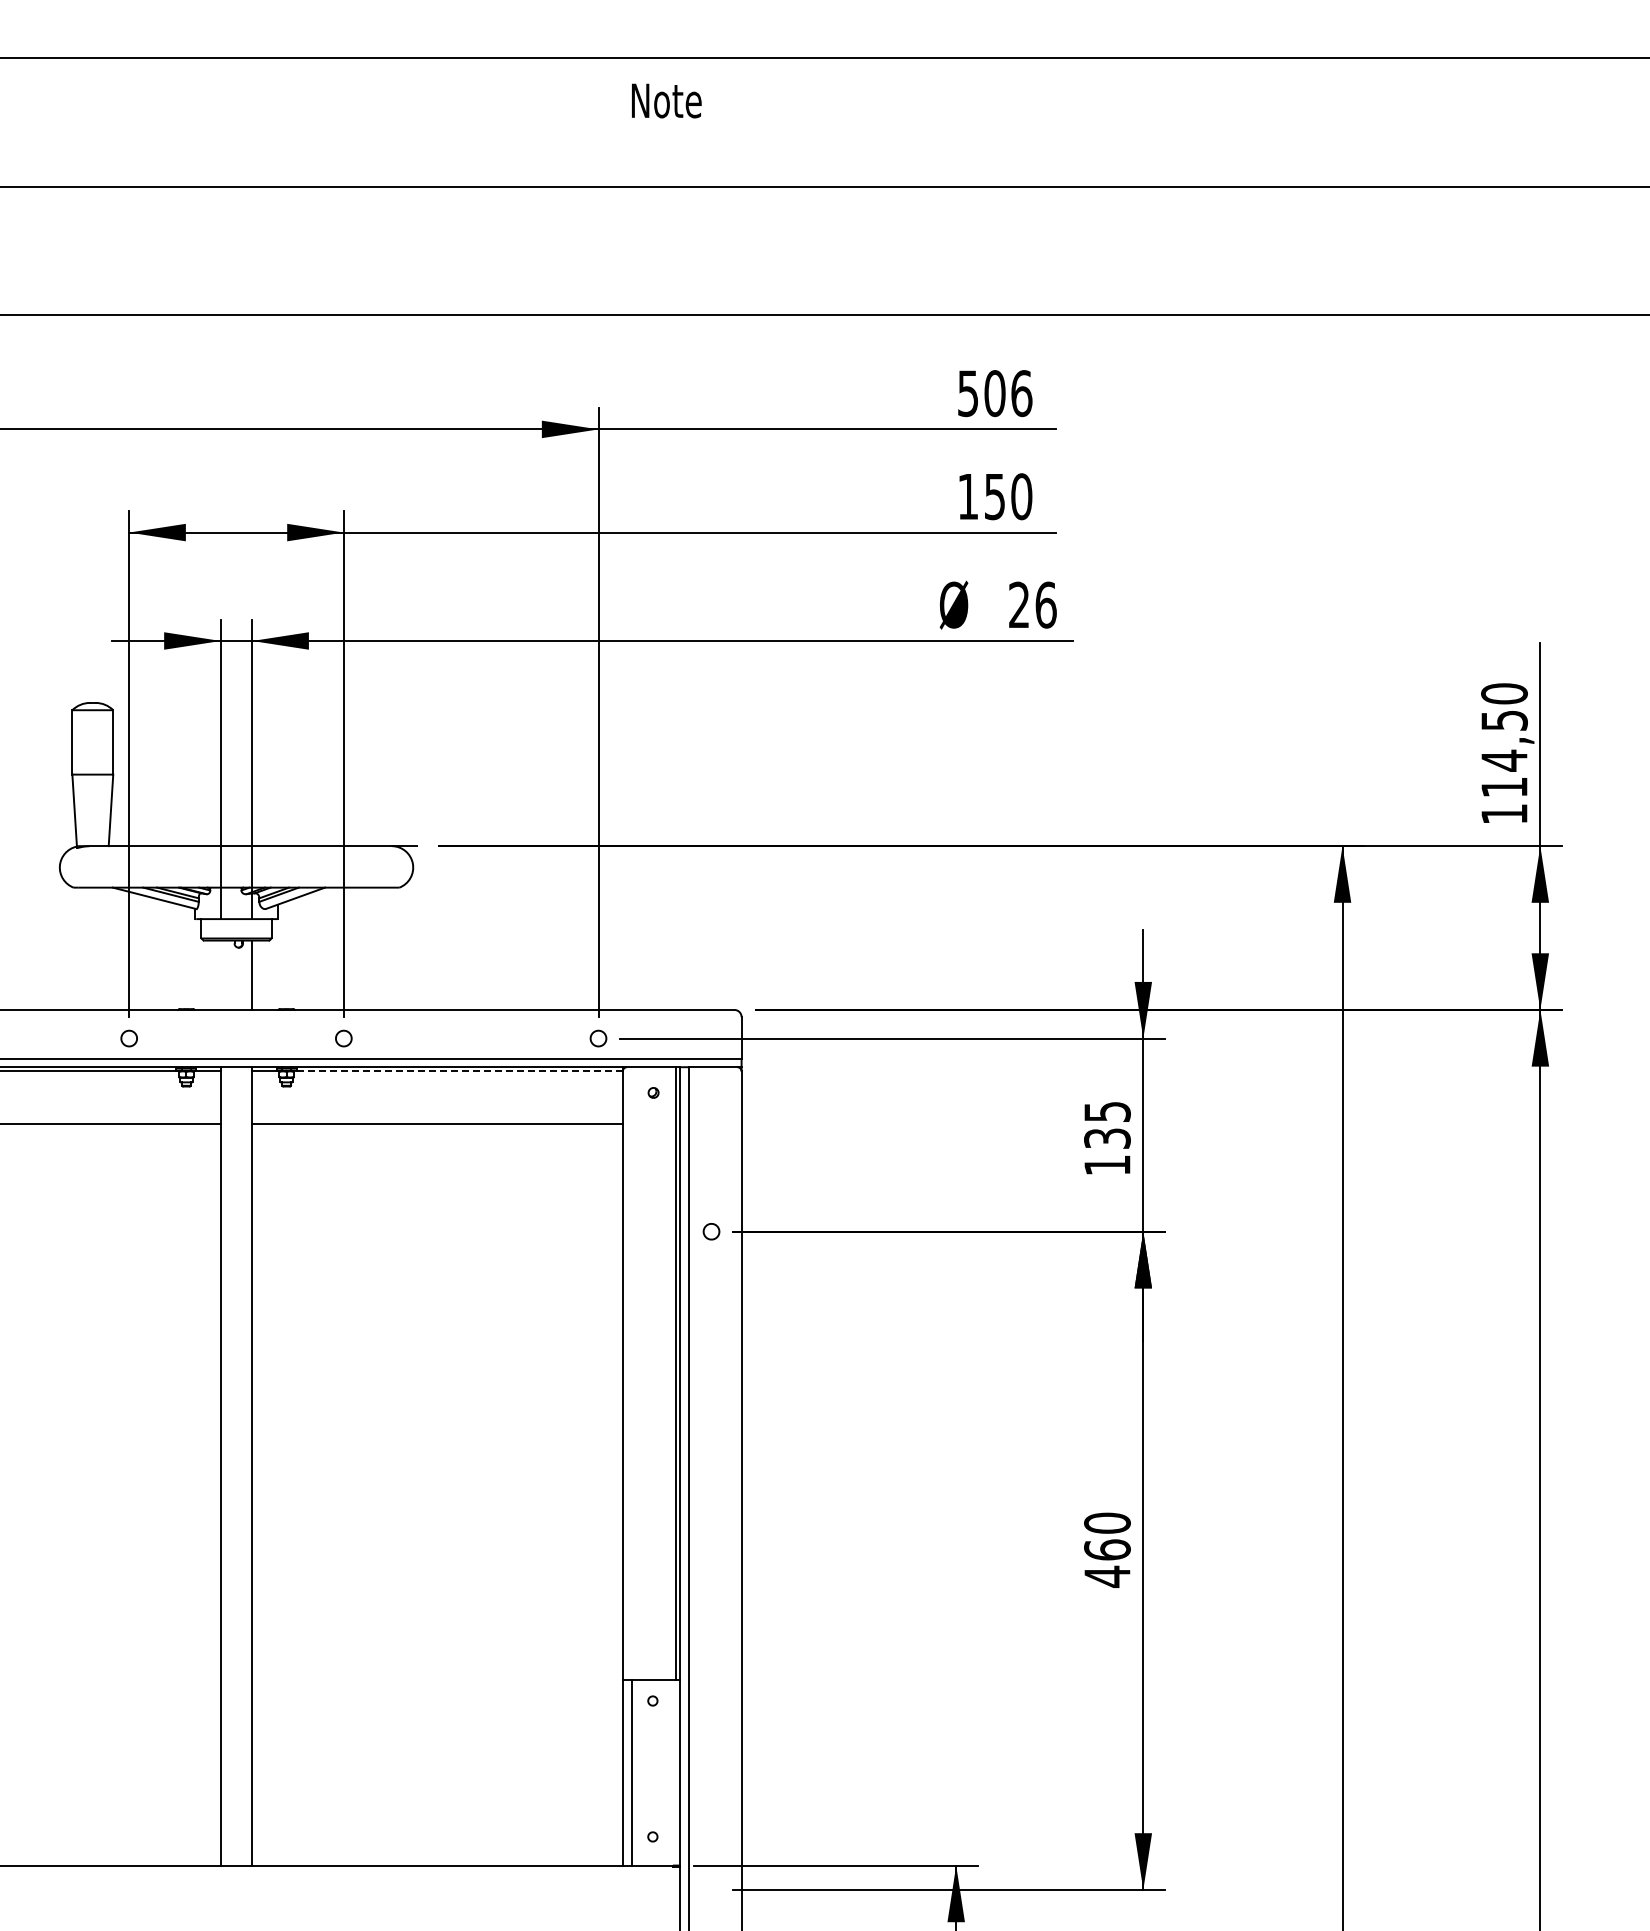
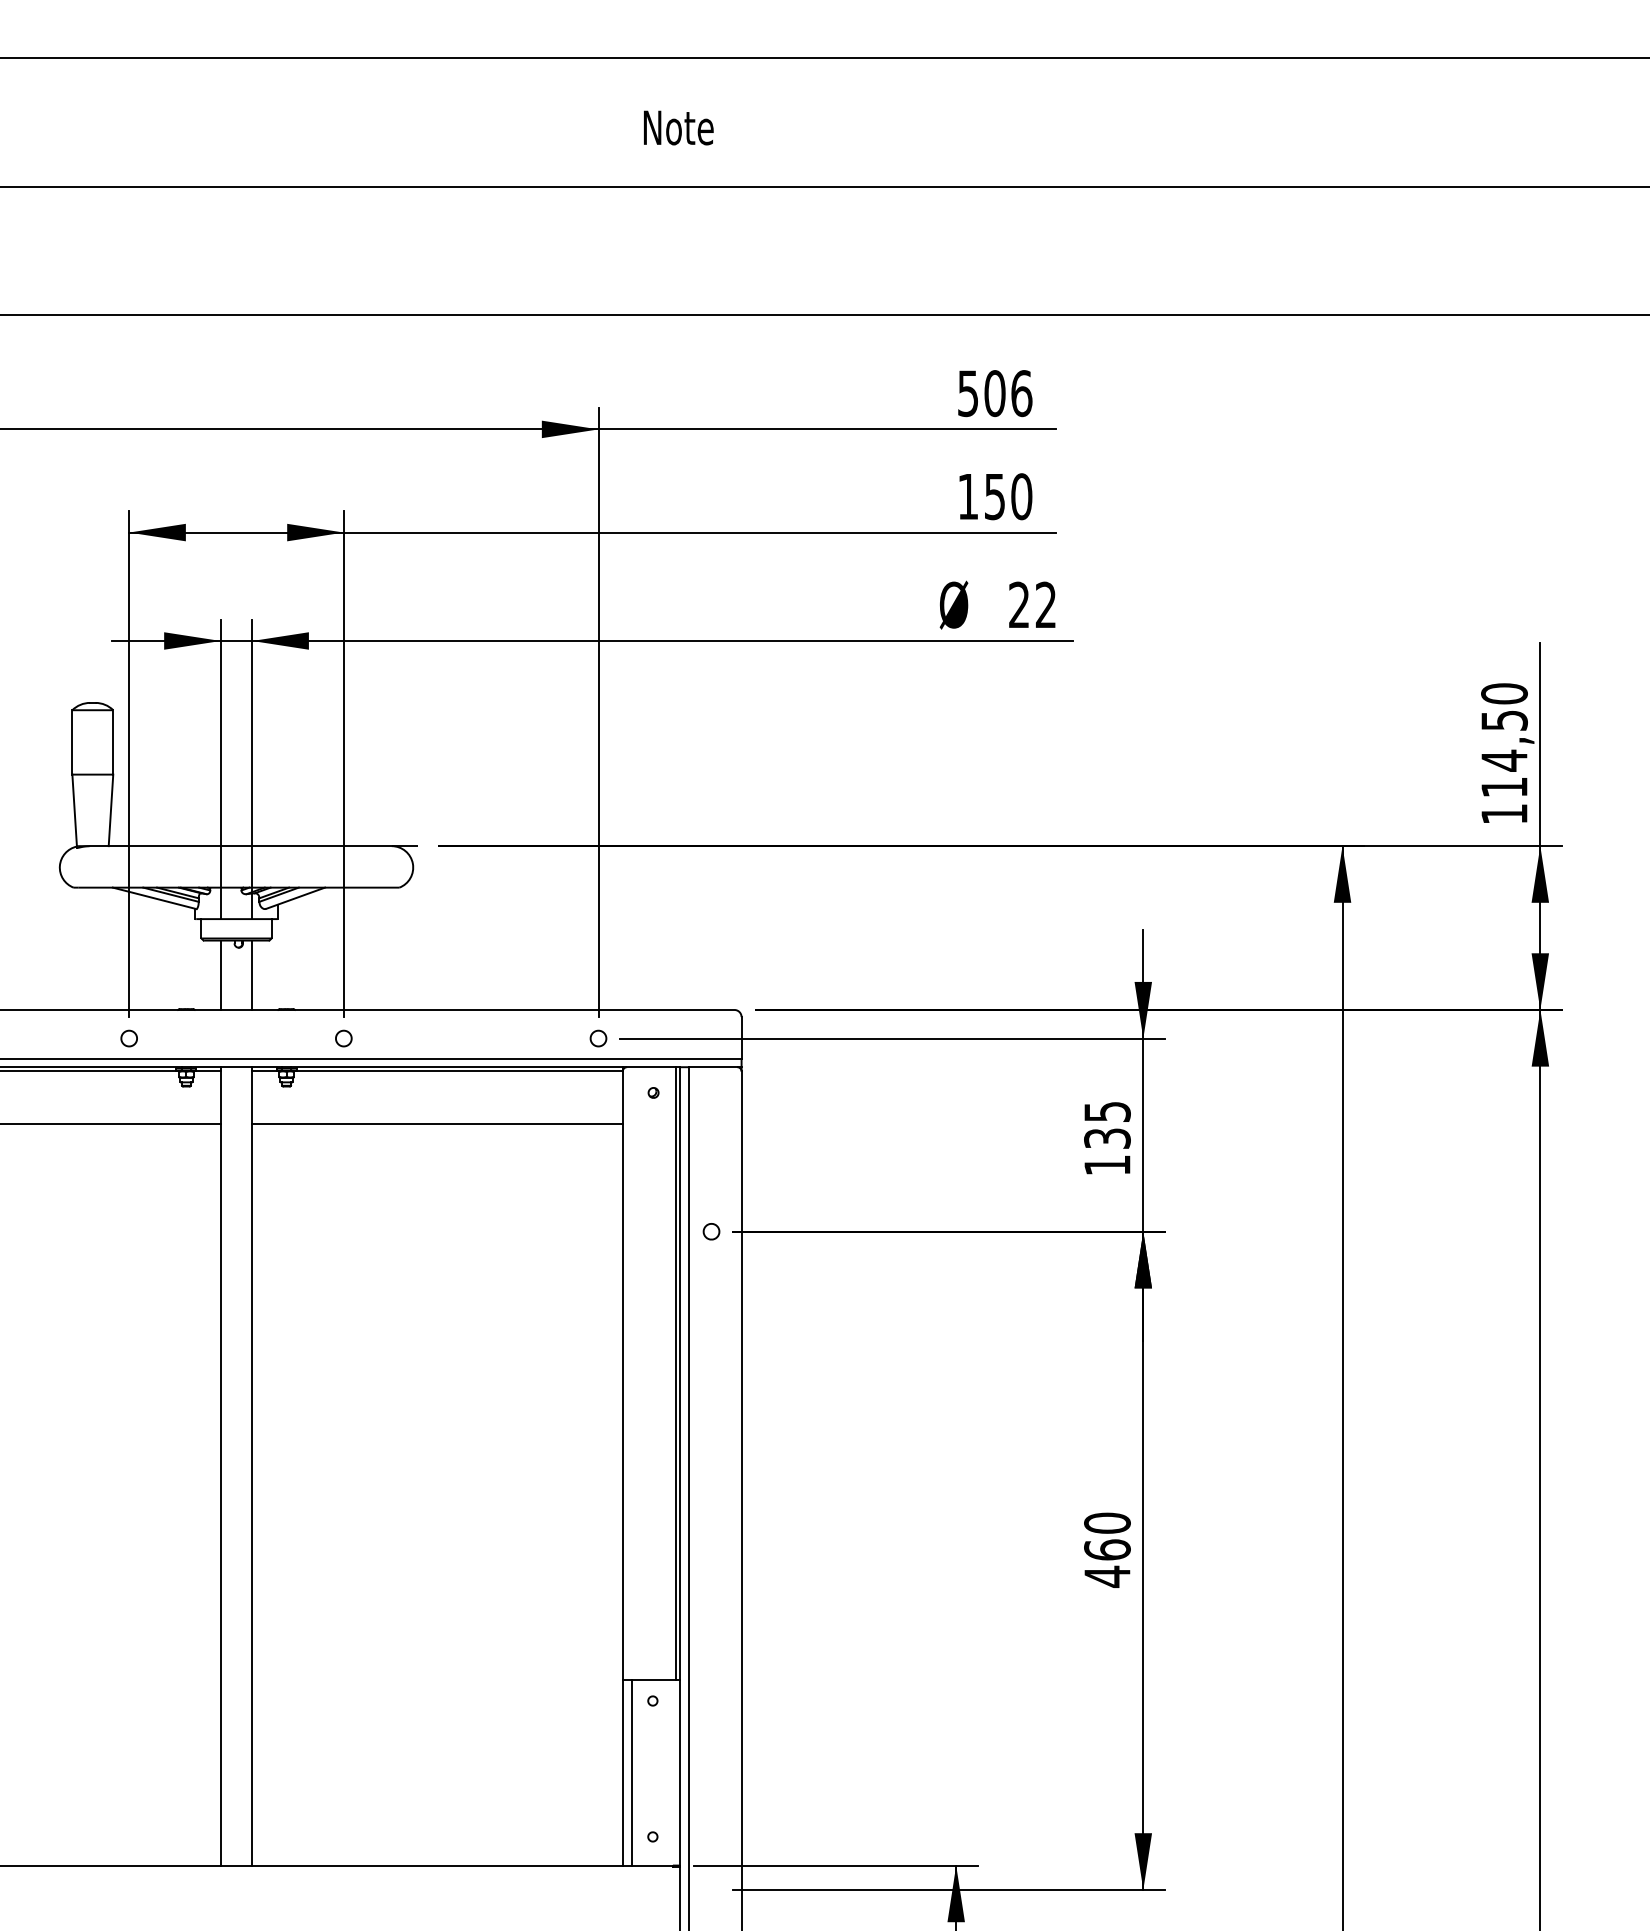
text position: (666, 100) -> (678, 127) (678, 127)
text: 26 -> 22 (1045, 604)
line: none -> present (220, 974)
line: dashed -> solid (458, 1071)
